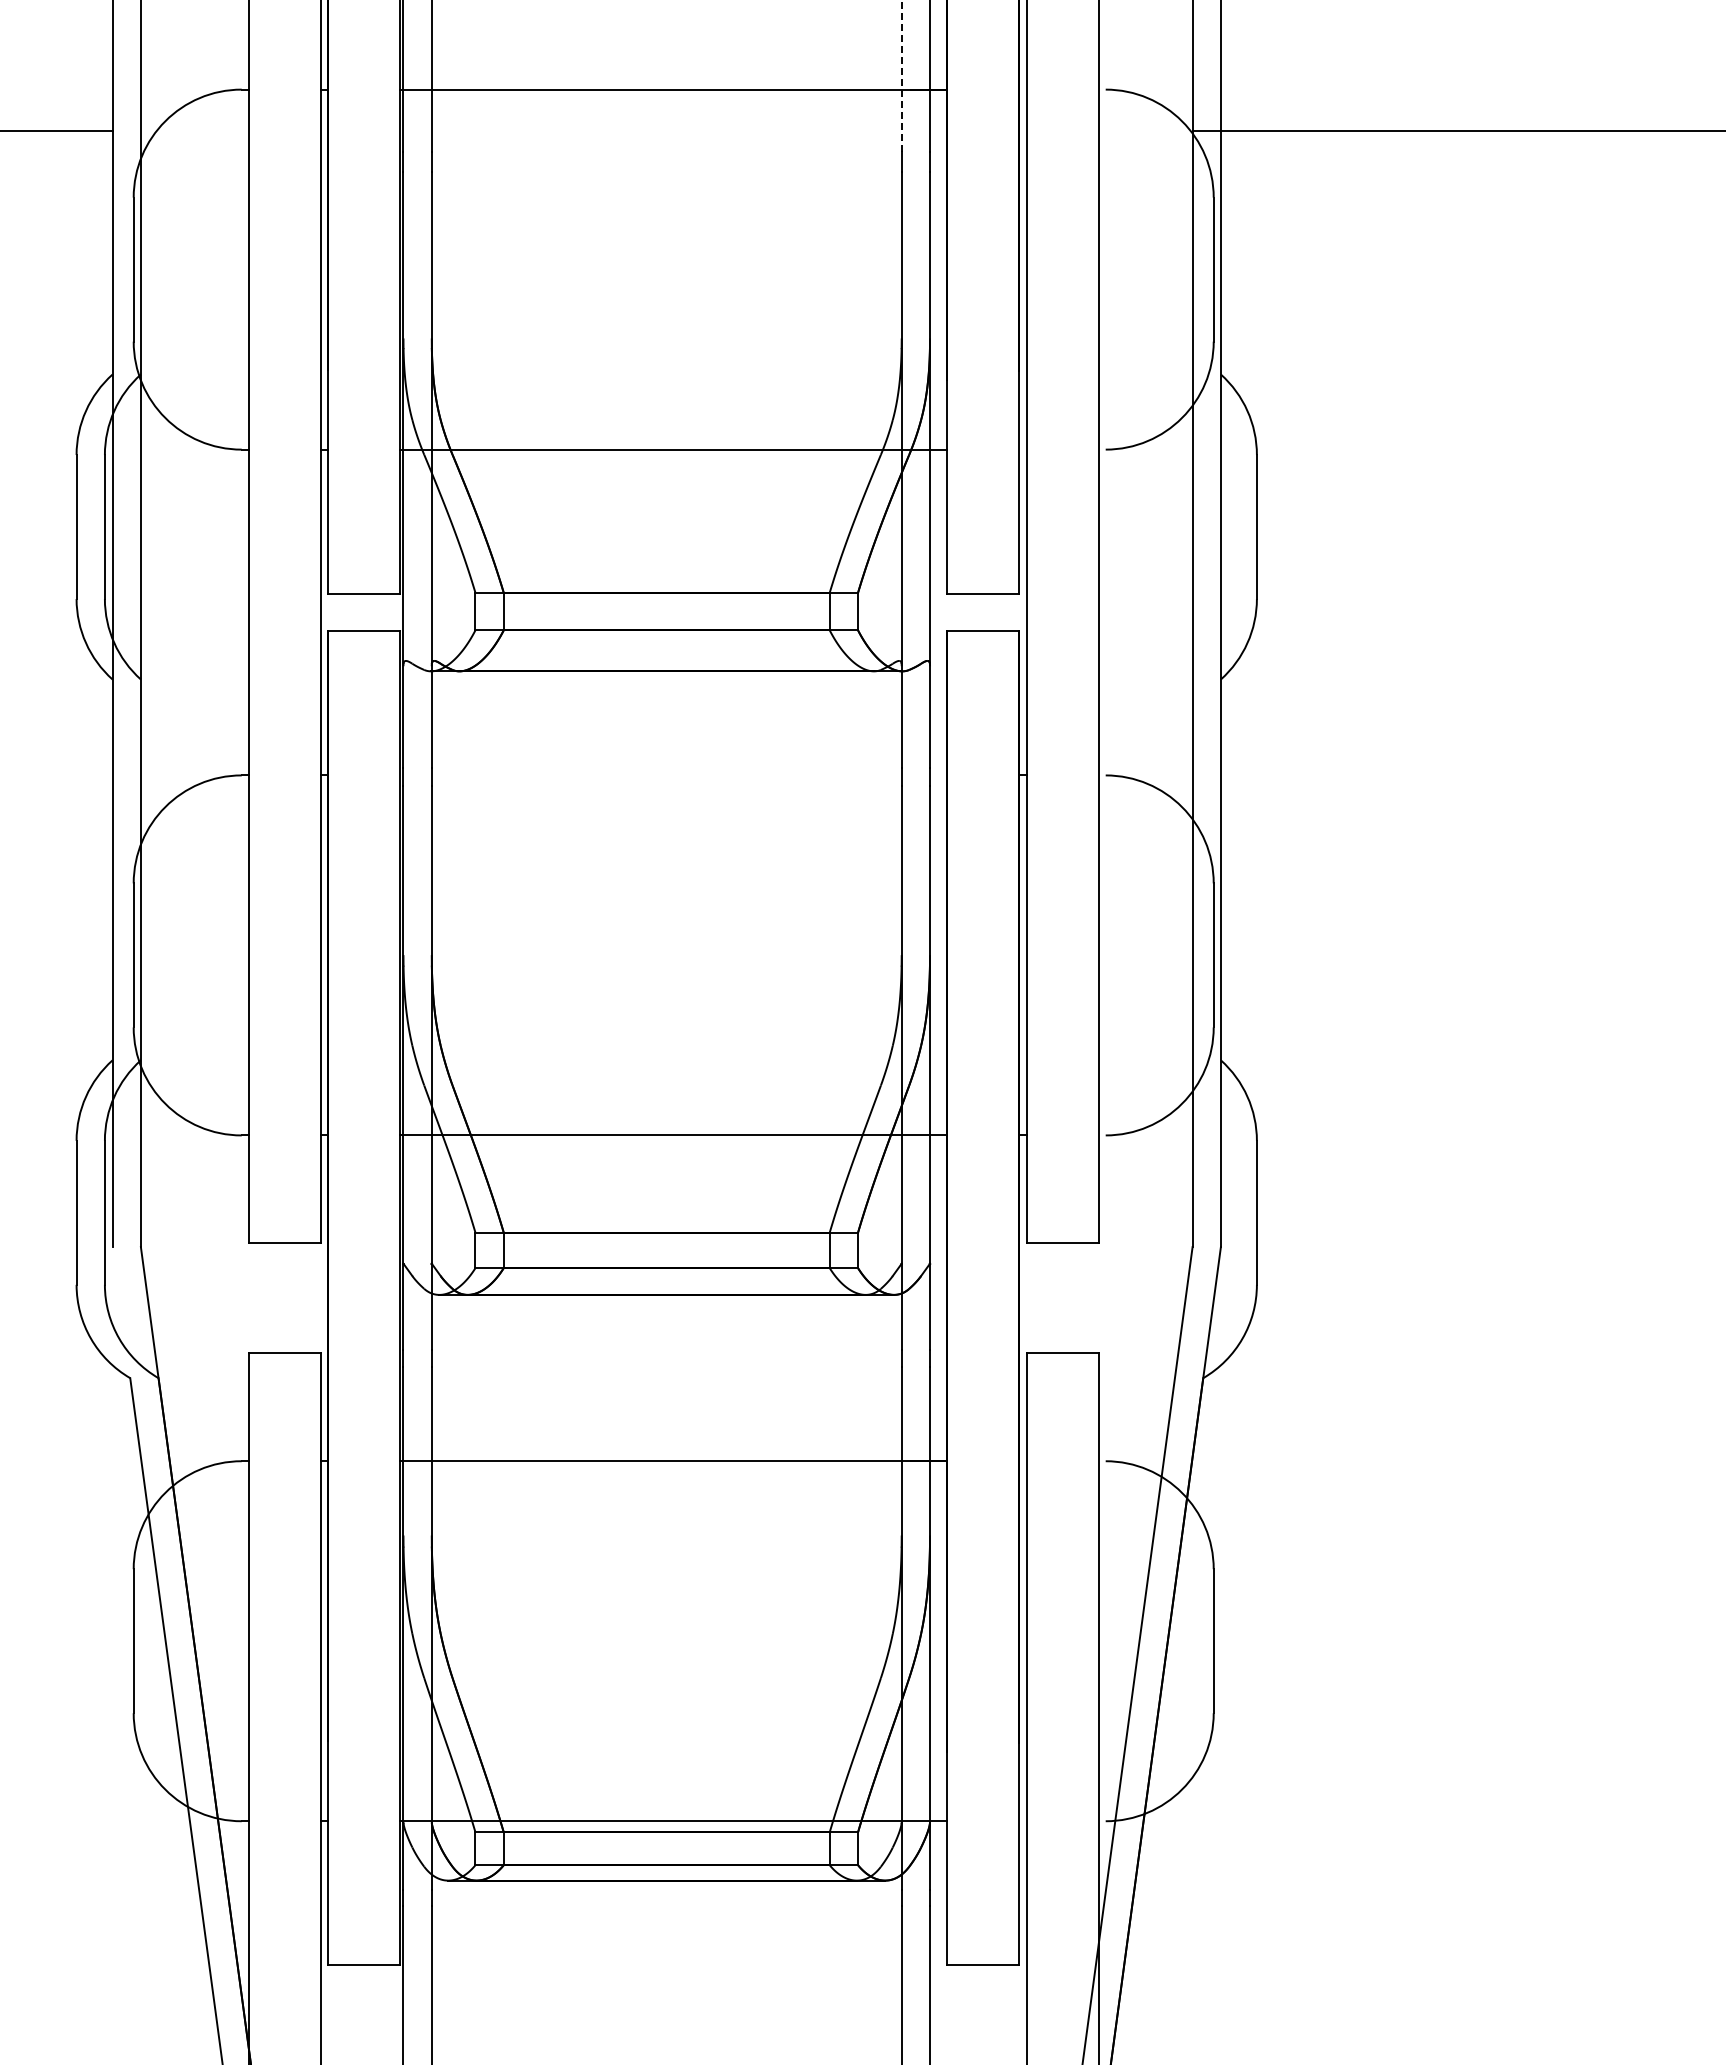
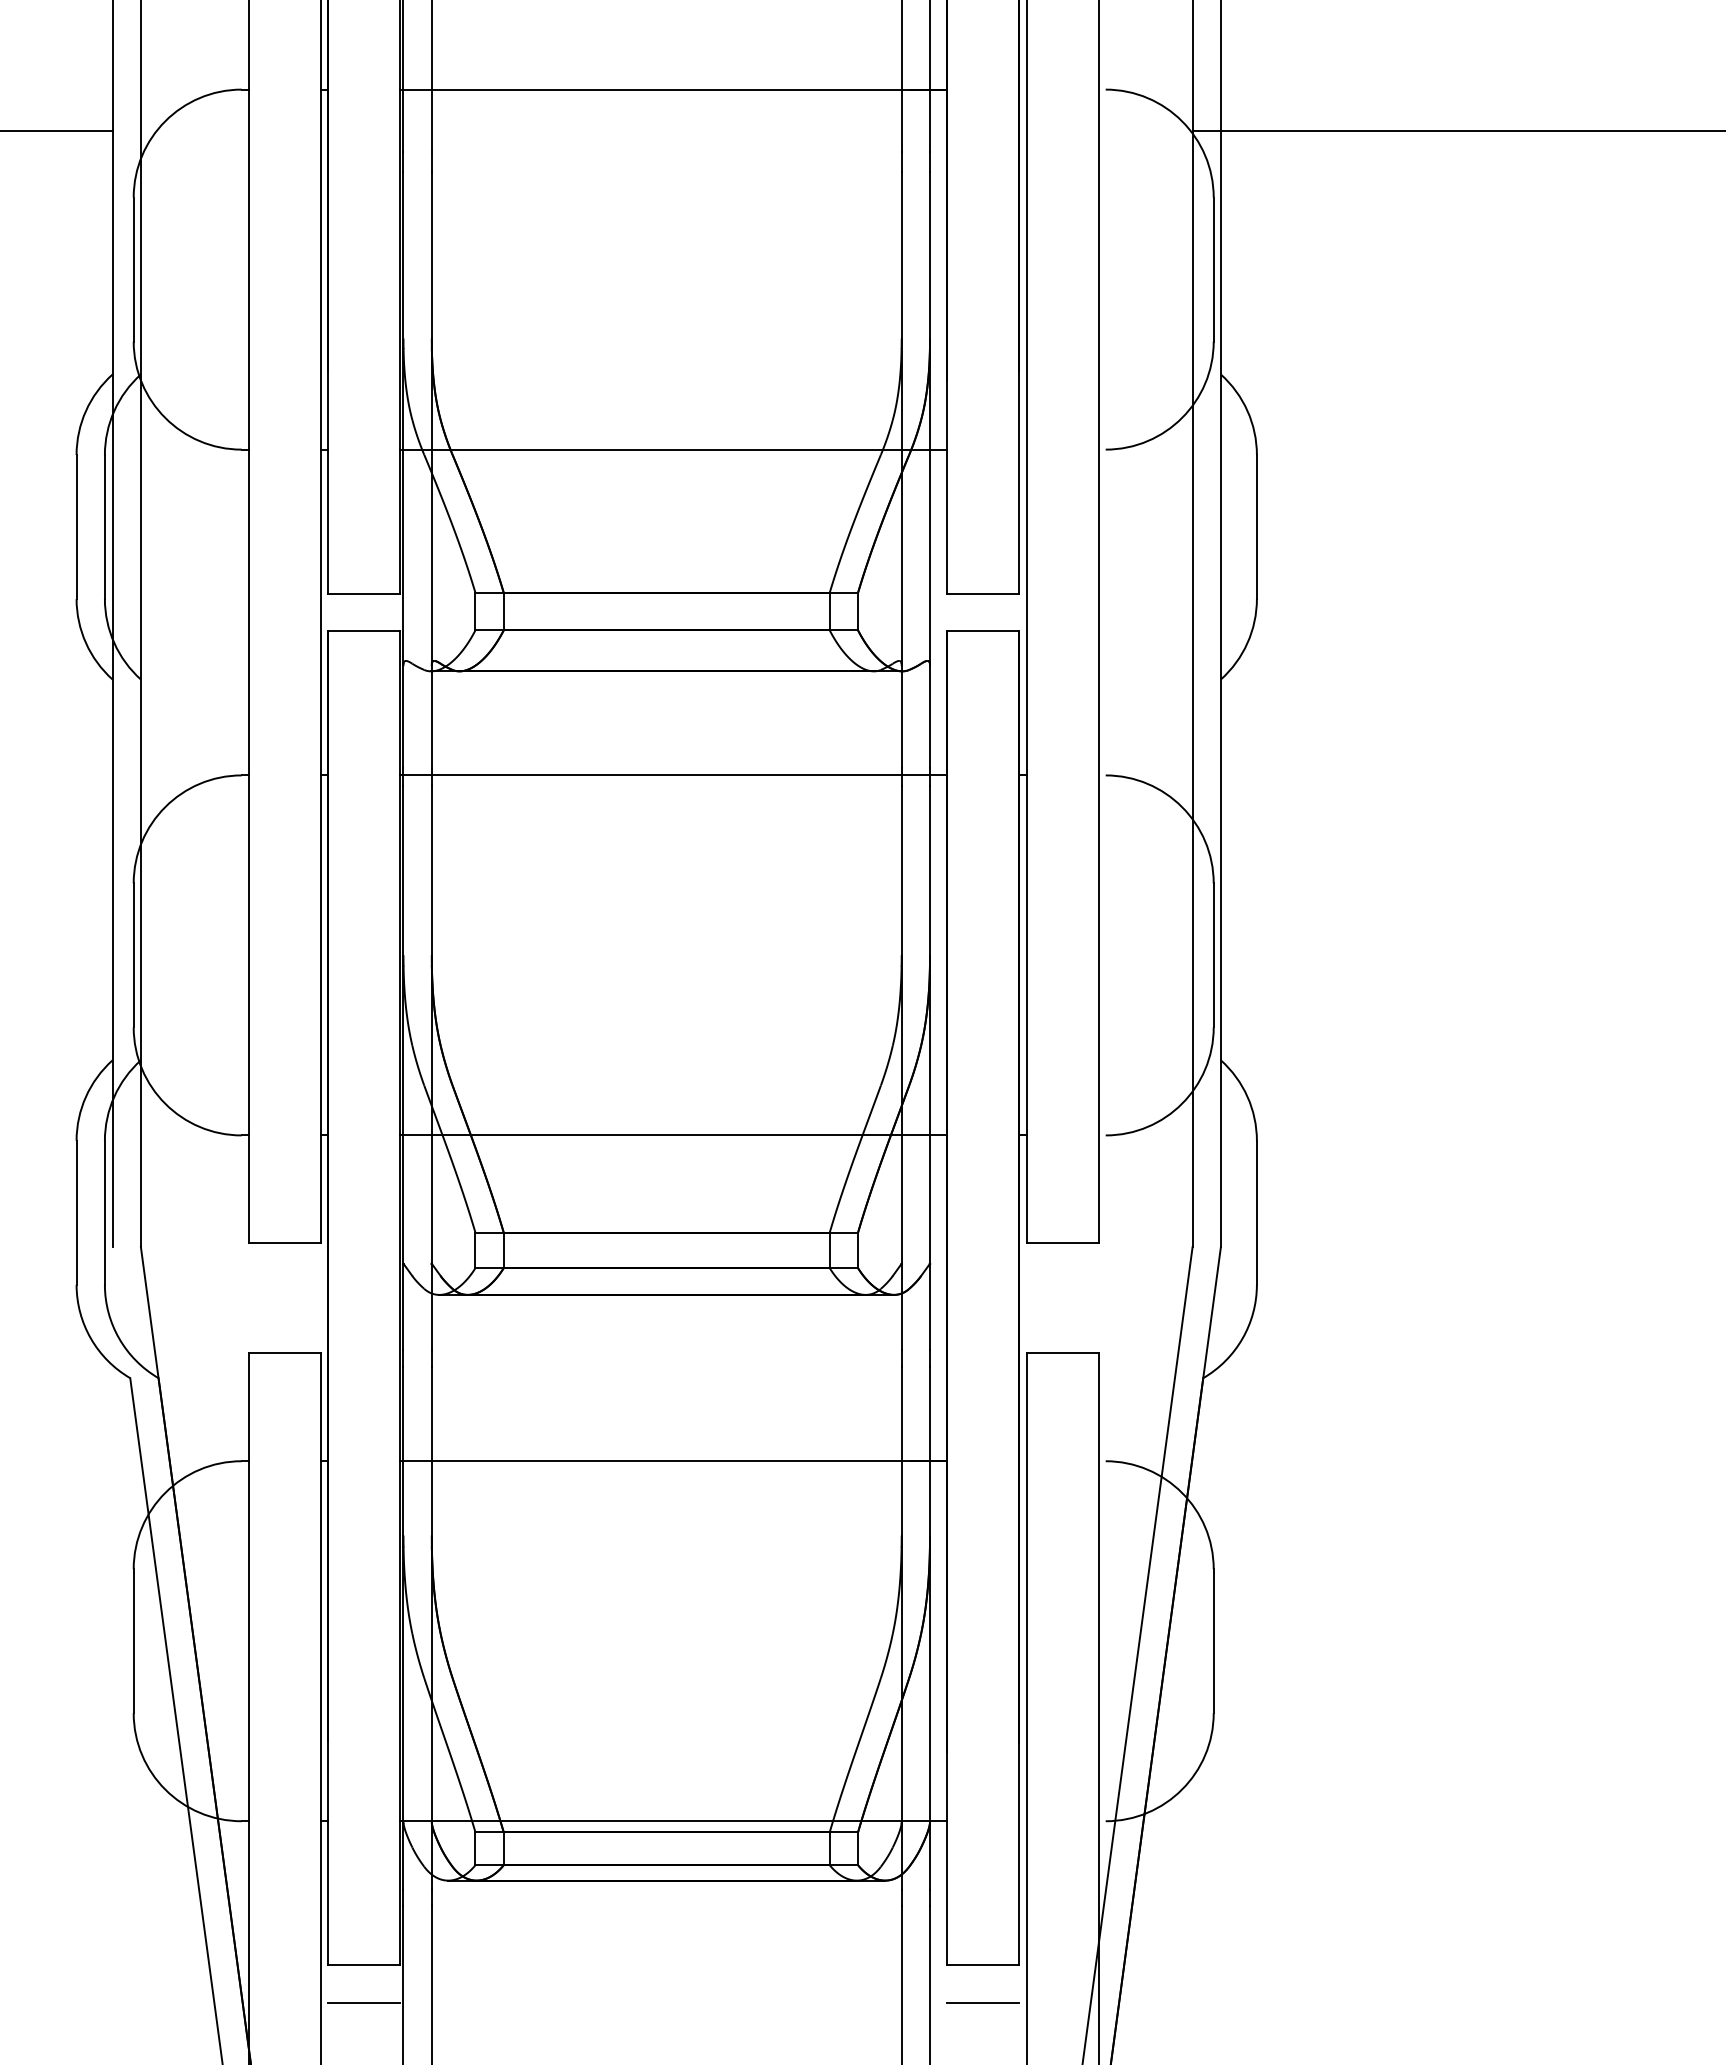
line: dashed -> solid (901, 76)
line: none -> present (673, 775)
line: none -> present (364, 2003)
line: none -> present (983, 2003)
